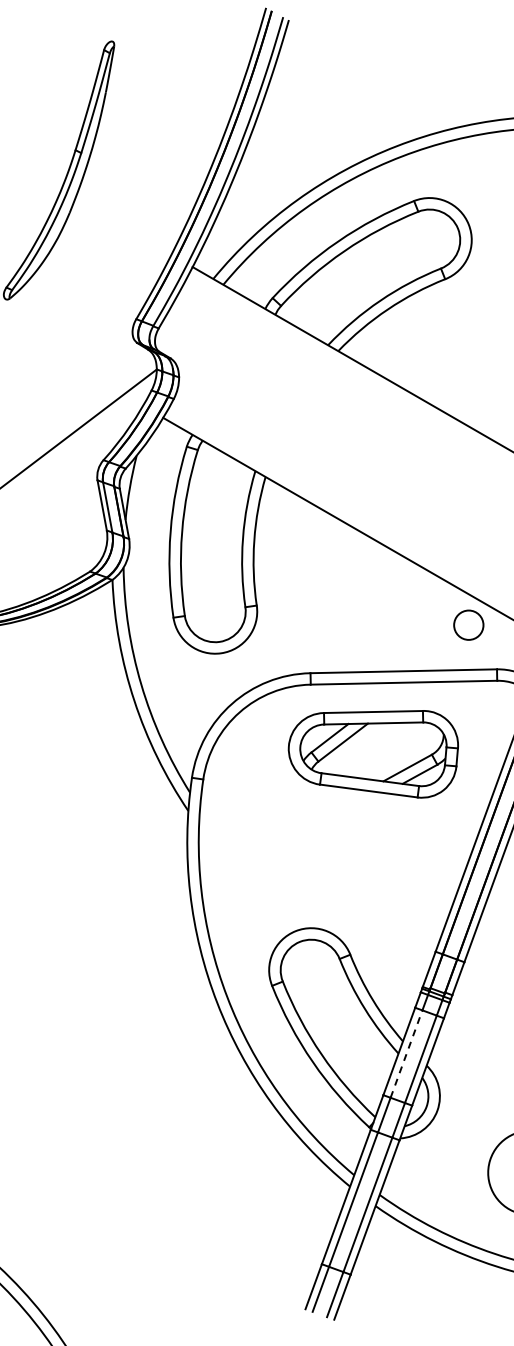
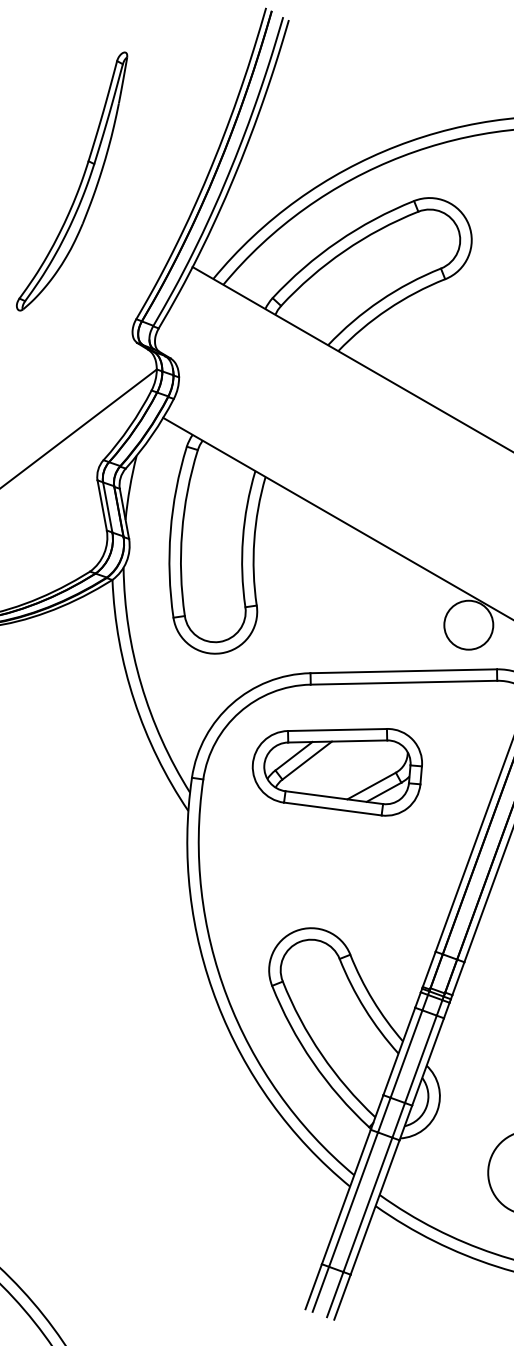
part position: (66, 173) -> (79, 184) (79, 184)
circle diameter: 29 px -> 49 px (468, 624)
part position: (372, 754) -> (336, 772) (336, 772)
line: dashed -> solid (406, 1054)
